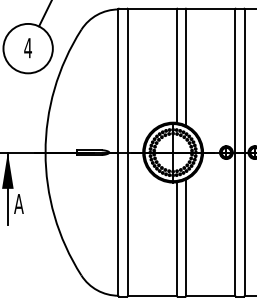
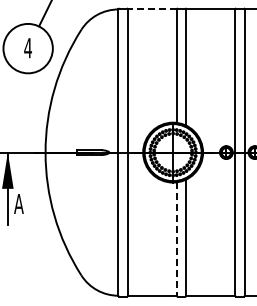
line: solid -> dashed (151, 9)
line: solid -> dashed (176, 239)
